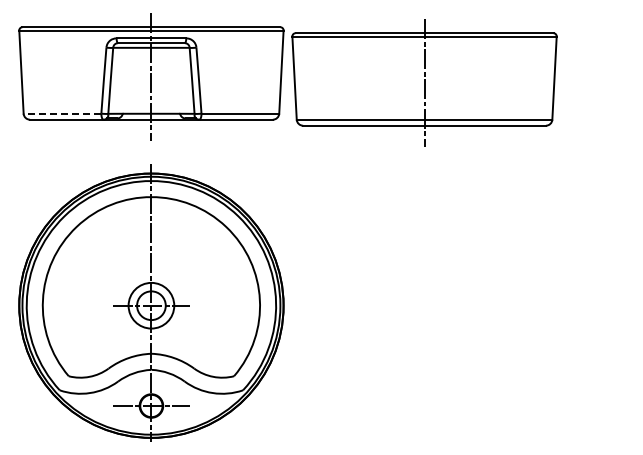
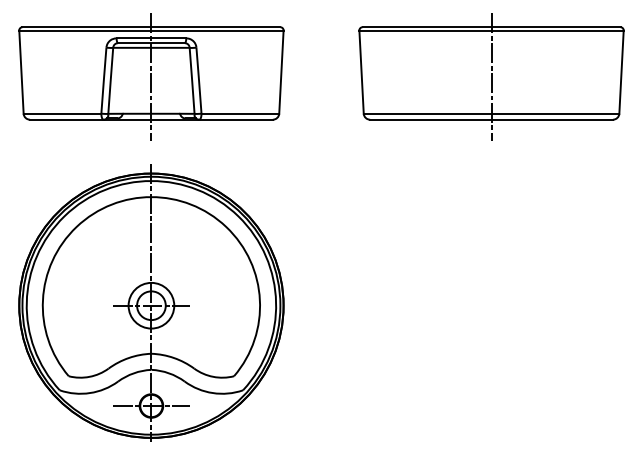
part position: (424, 82) -> (491, 76) (491, 76)
line: dashed -> solid (62, 113)
